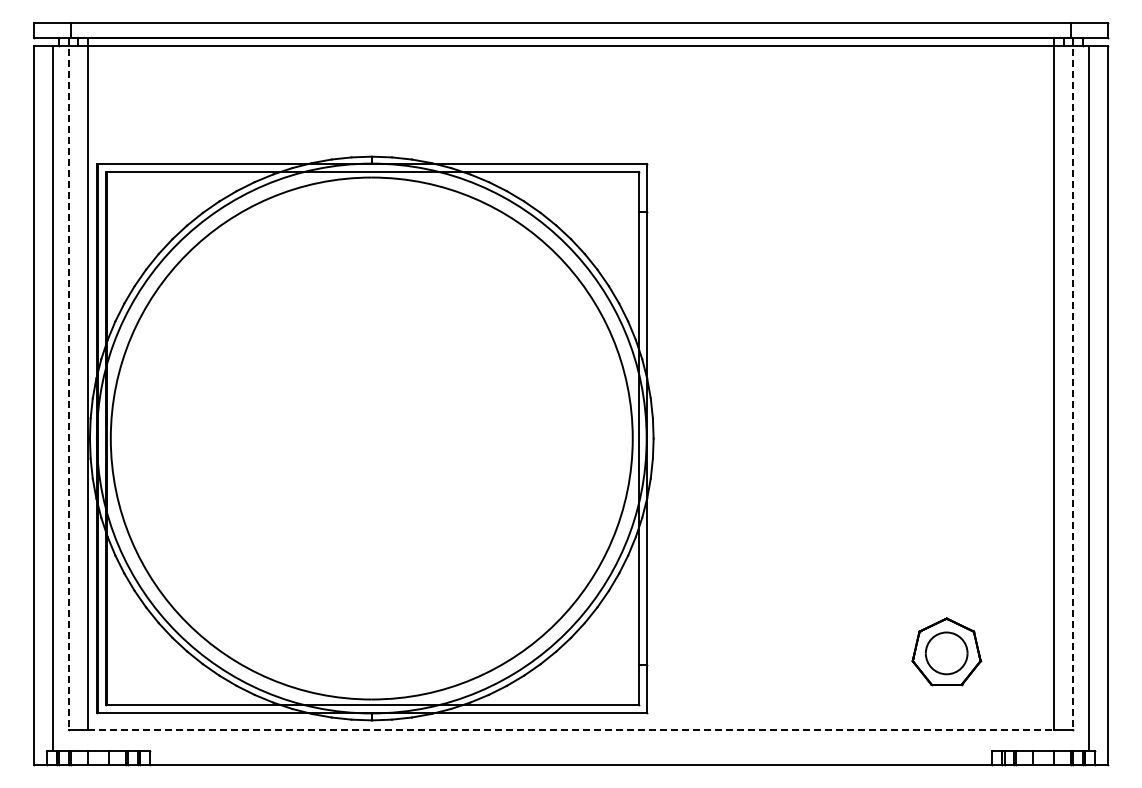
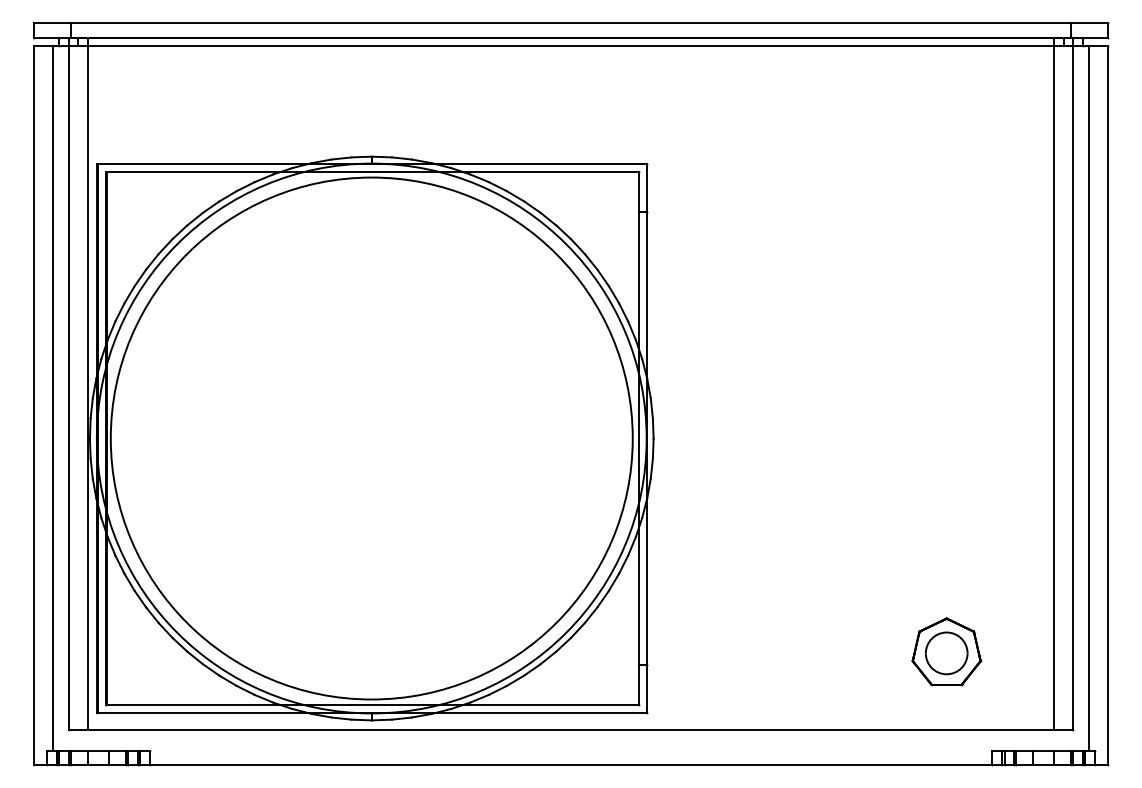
line: dashed -> solid (69, 384)
line: dashed -> solid (1072, 384)
line: dashed -> solid (571, 729)
